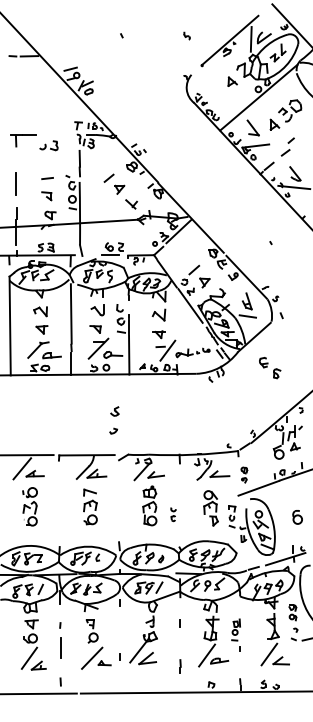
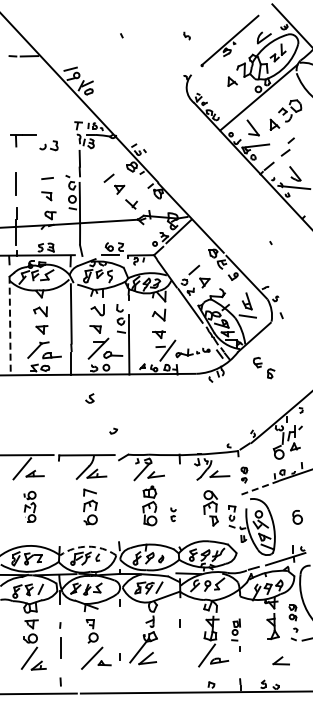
line: present -> none (250, 39)
line: solid -> dashed (10, 326)
part position: (270, 368) -> (264, 368) (264, 368)
part position: (114, 411) -> (89, 398) (89, 398)
line: solid -> dashed (258, 488)
part size: 16x40 px -> 14x33 px (29, 506)
arc: solid -> dashed (88, 546)
line: present -> none (269, 654)
line: present -> none (180, 666)
